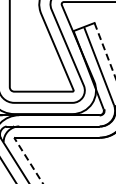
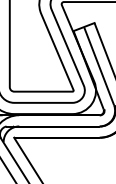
line: dashed -> solid (105, 50)
line: dashed -> solid (28, 160)
